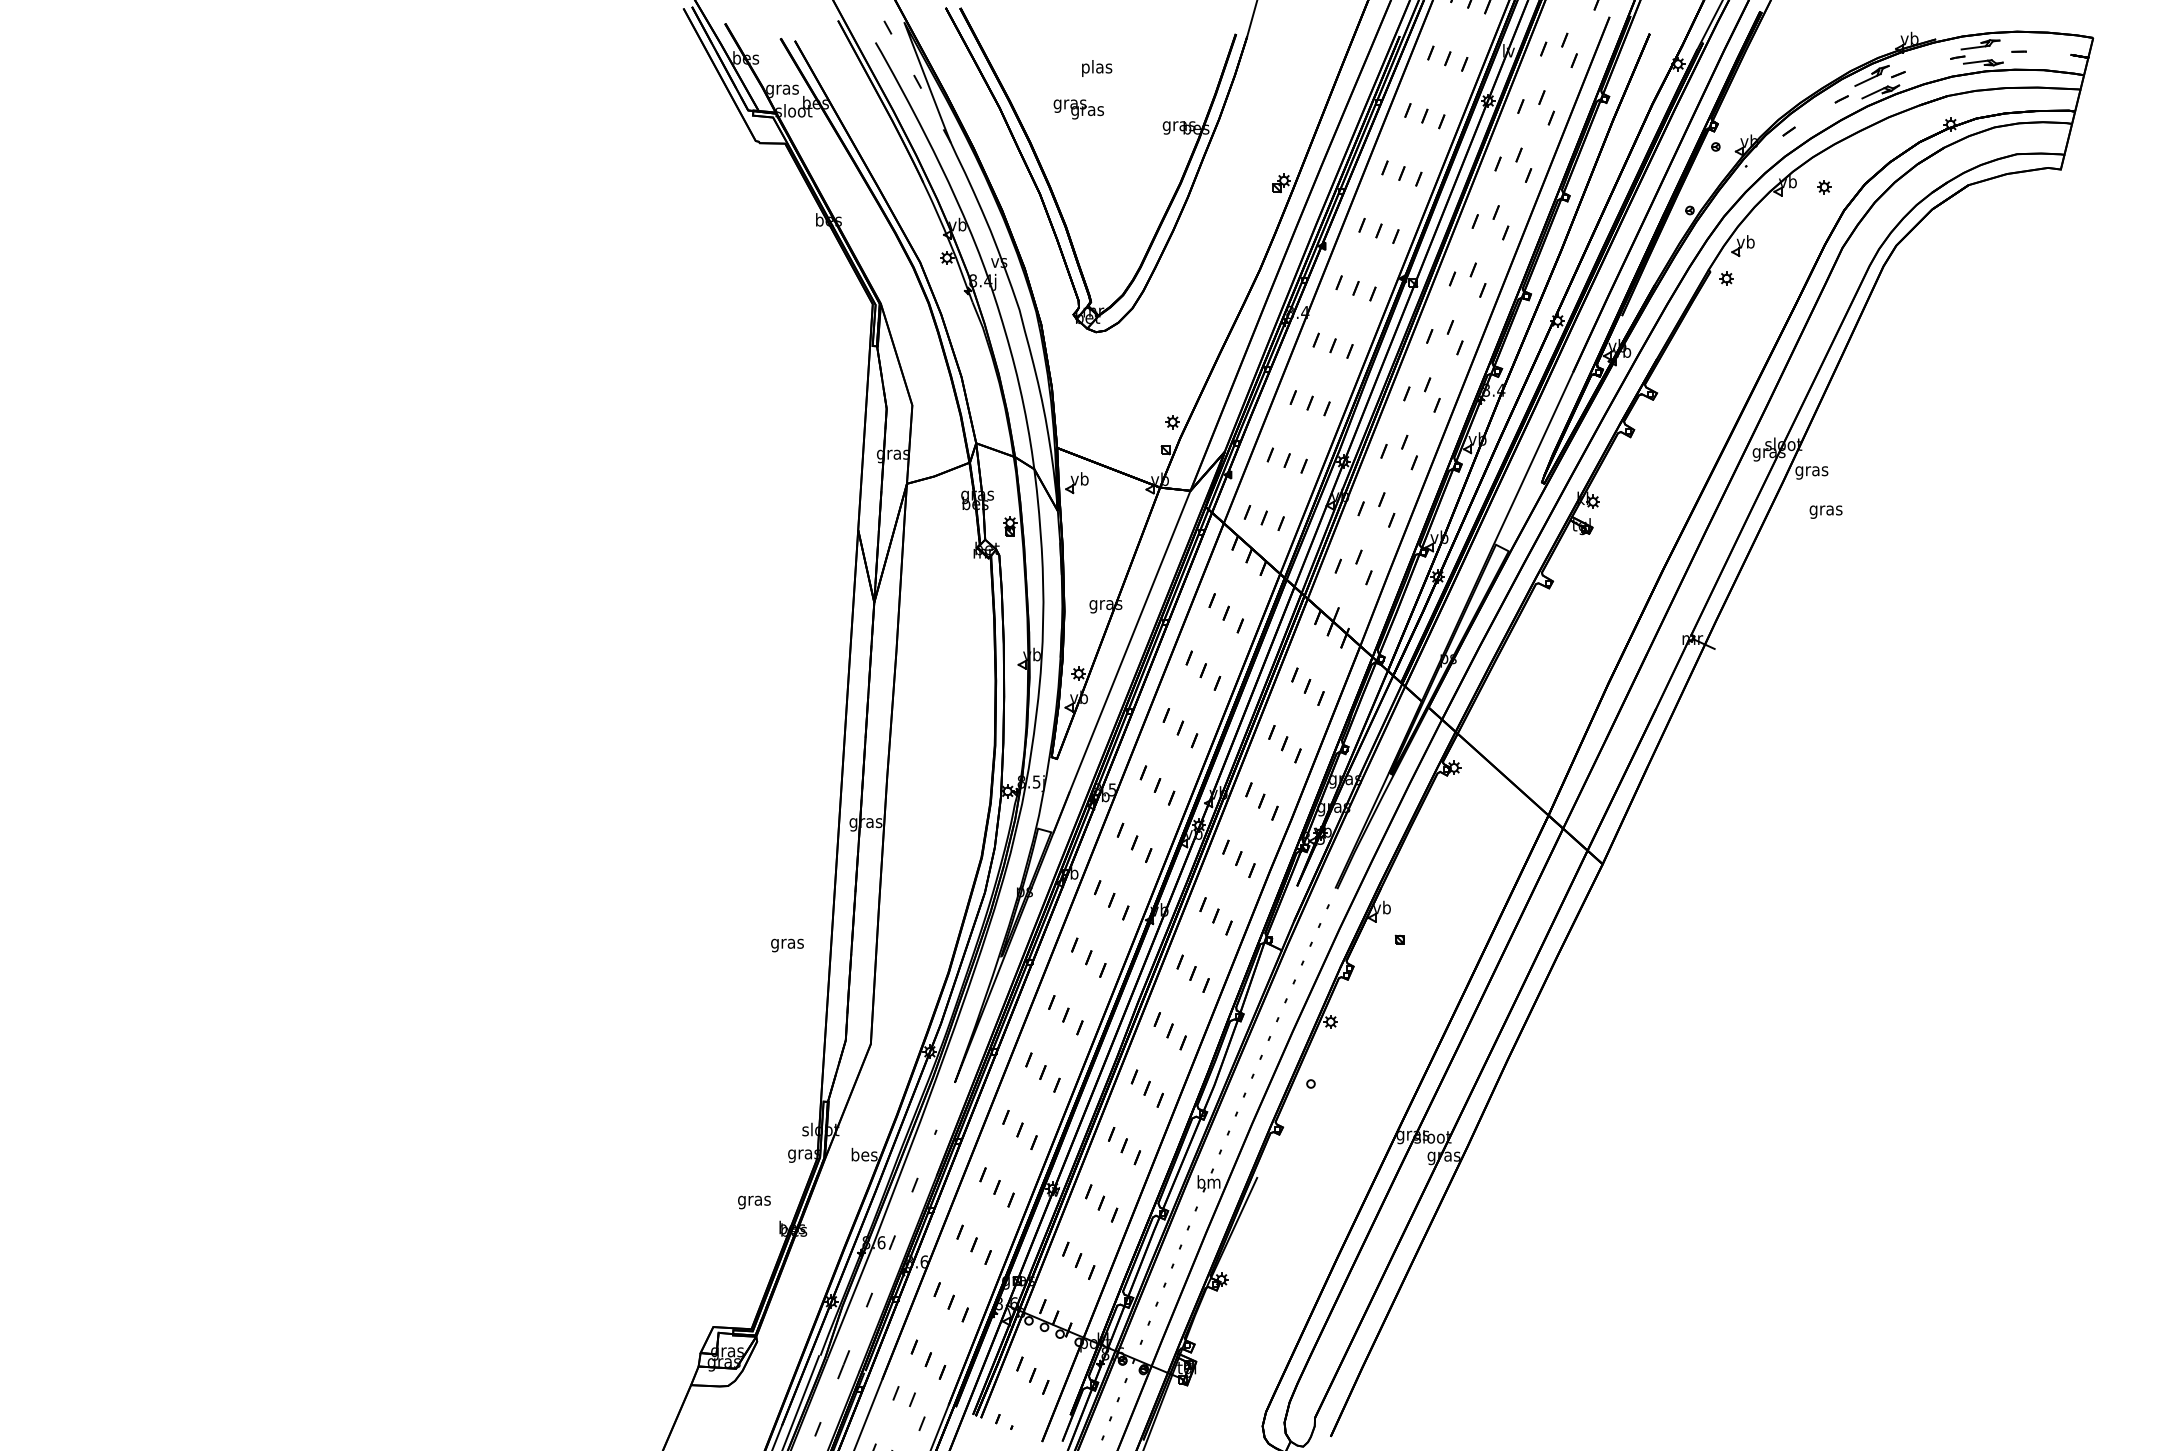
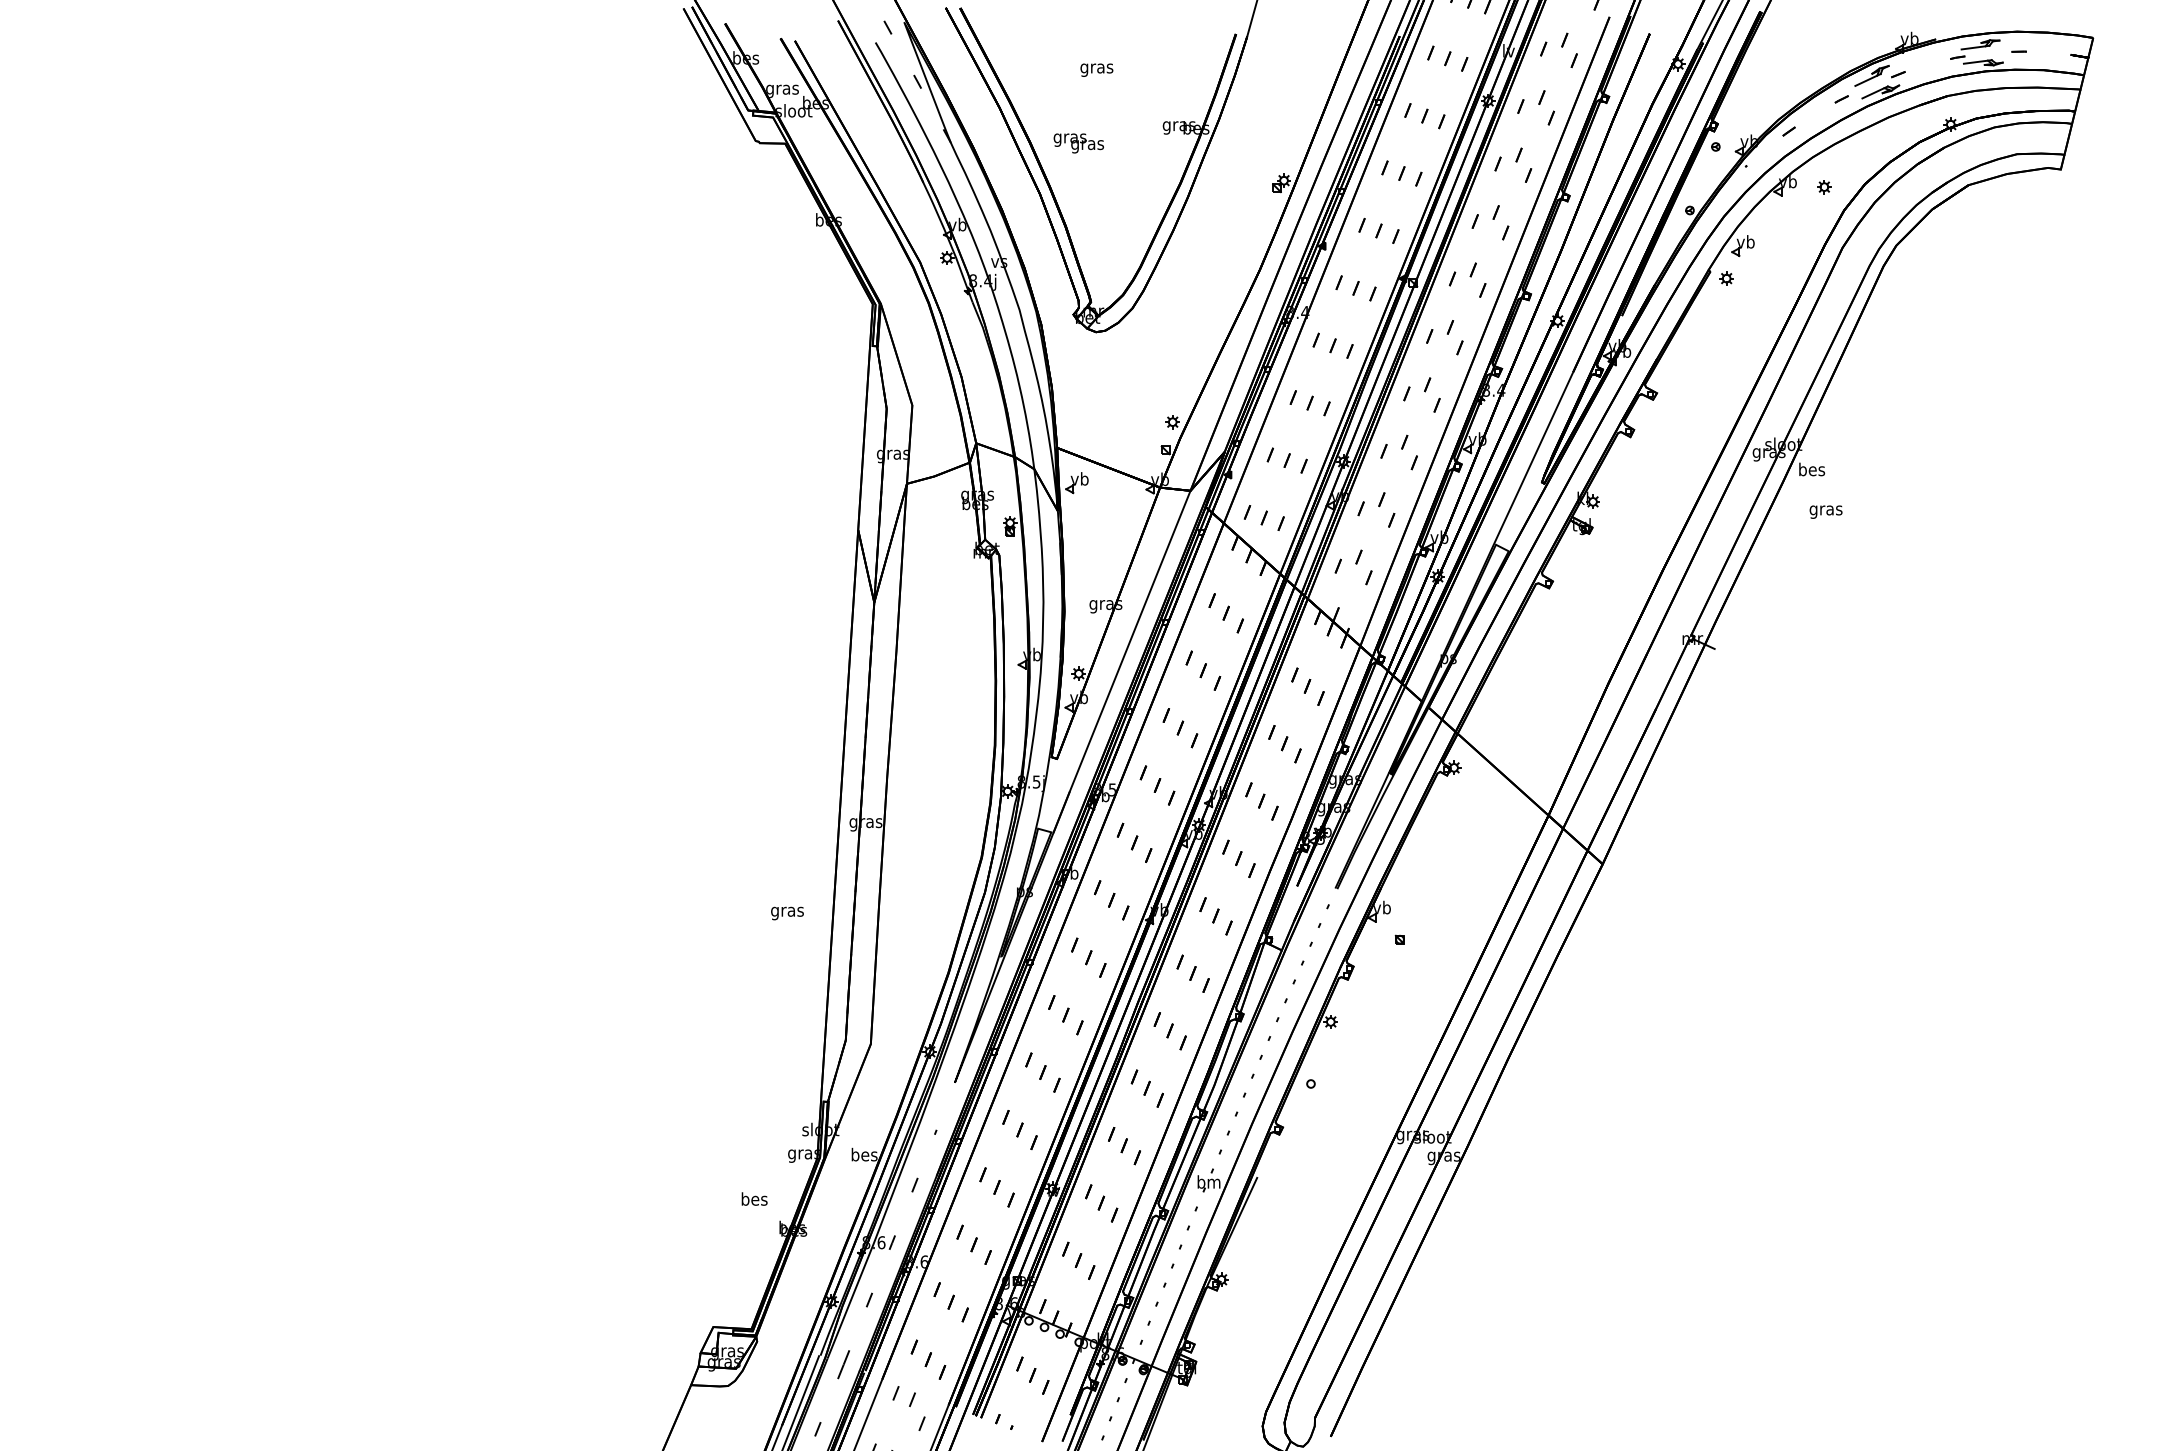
text: plas -> gras (1096, 68)
text position: (1078, 109) -> (1078, 143) (1078, 143)
text: gras -> bes (1811, 470)
text position: (787, 945) -> (787, 913) (787, 913)
text: gras -> bes (754, 1200)
